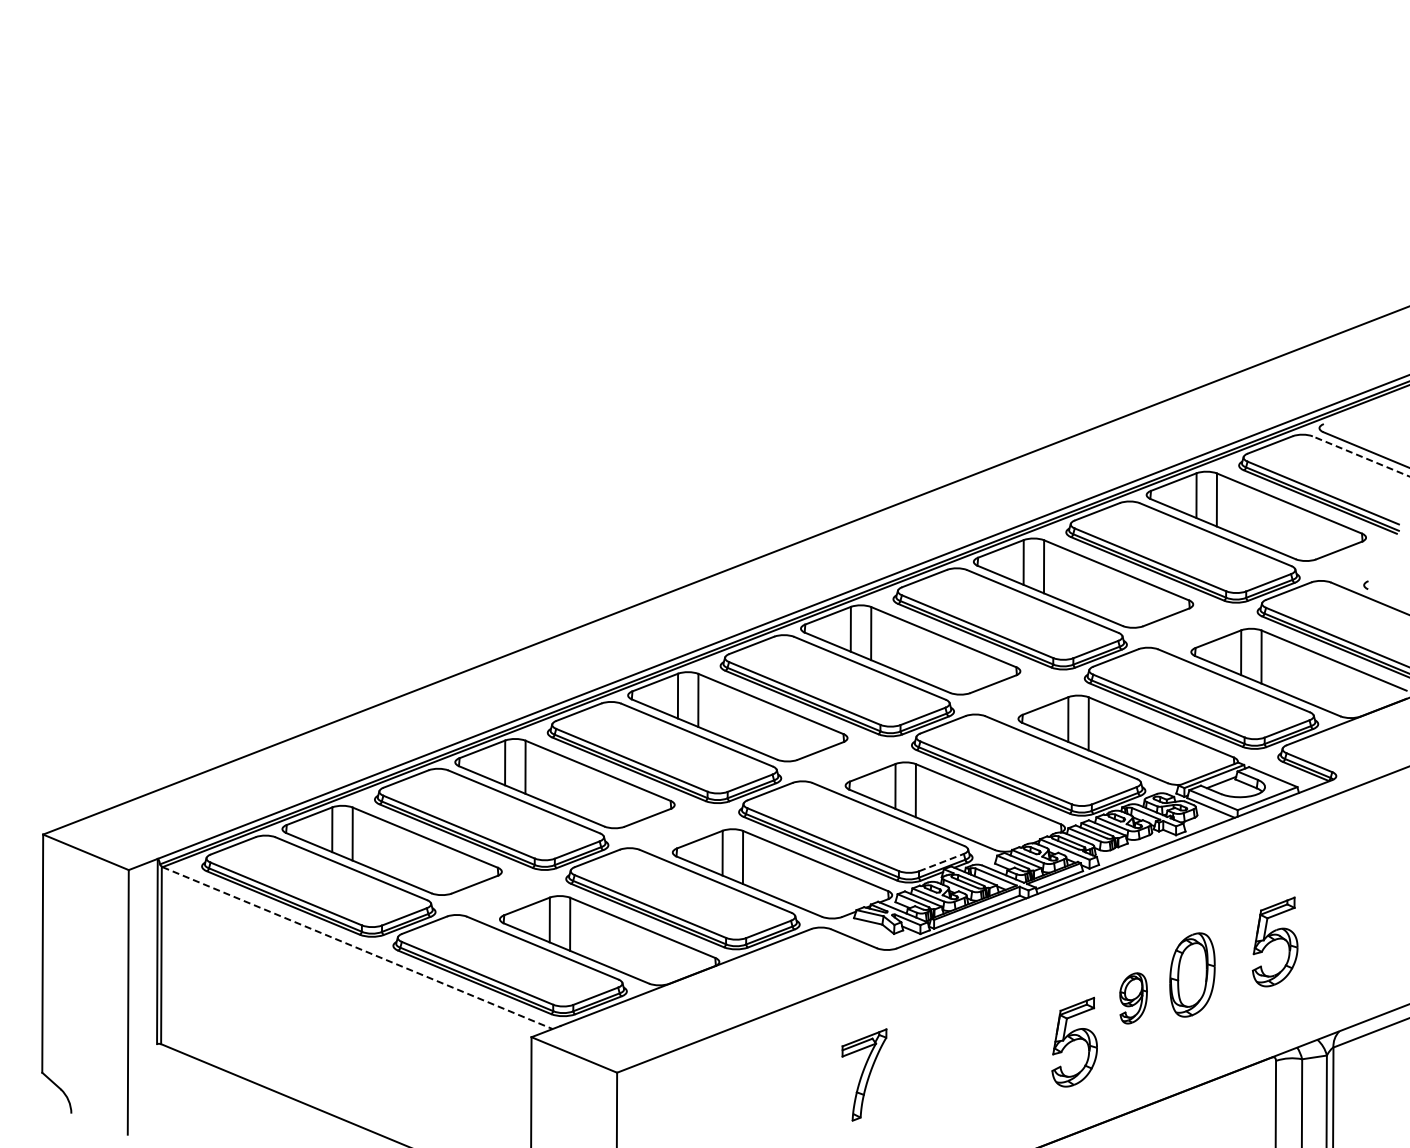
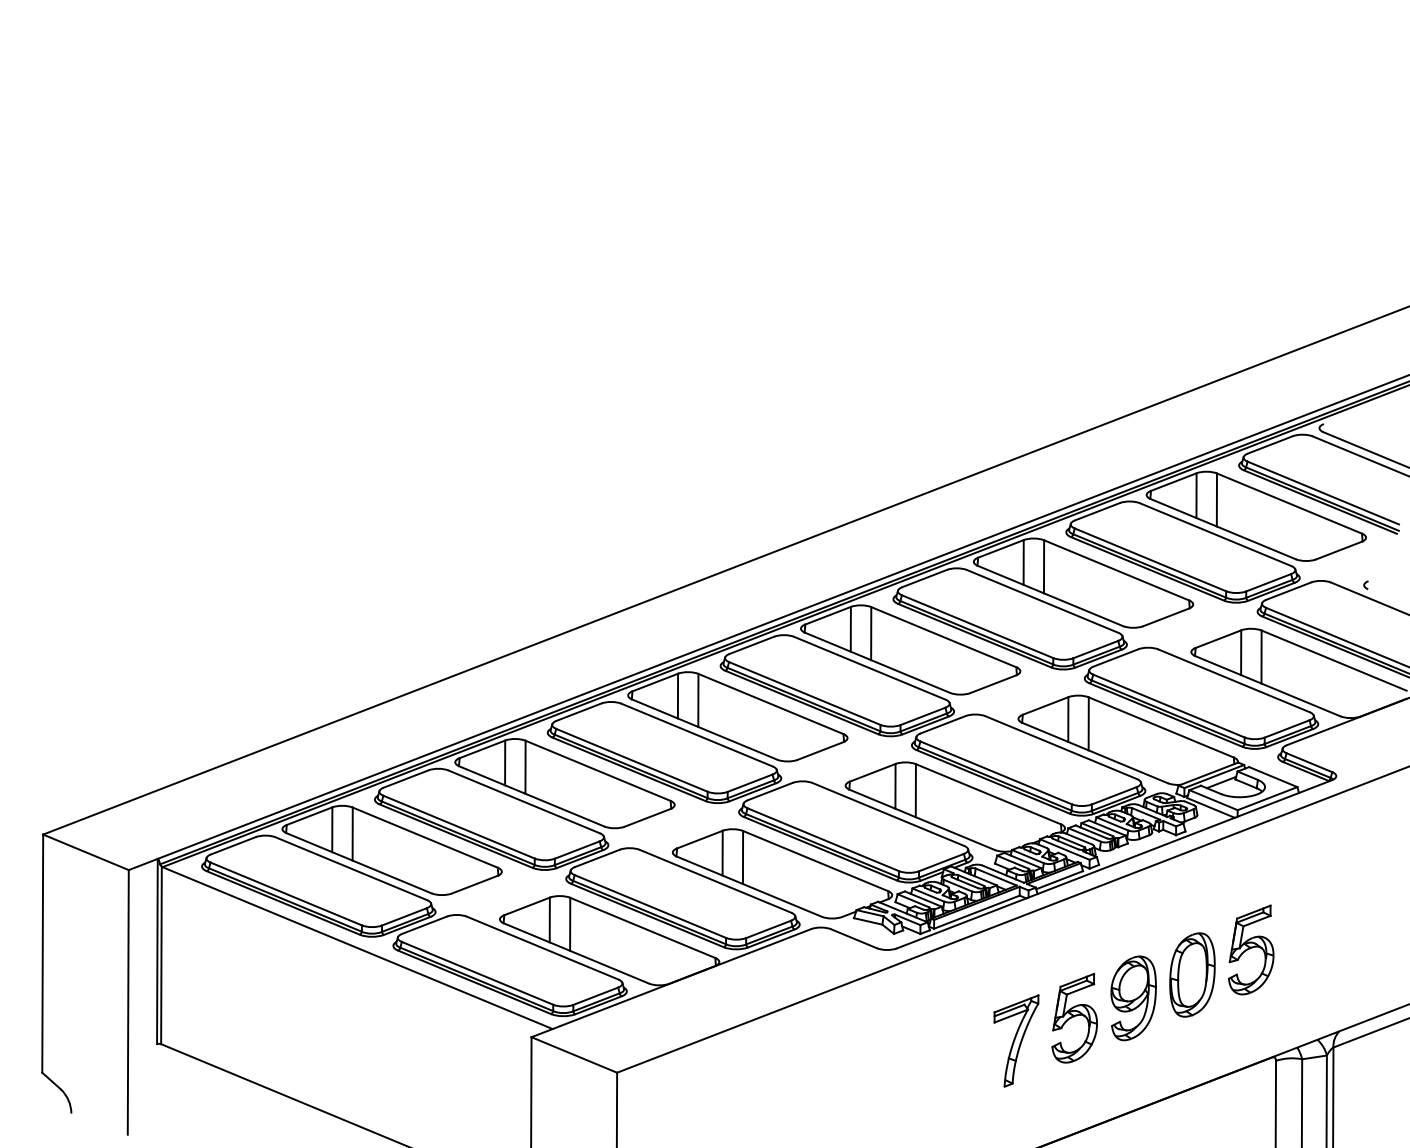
line: dashed -> solid (1360, 456)
line: dashed -> solid (941, 862)
part position: (1274, 941) -> (1250, 949) (1250, 949)
line: dashed -> solid (358, 948)
part size: 29x53 px -> 47x87 px (1133, 998)
part position: (1074, 1041) -> (1074, 1017) (1074, 1017)
part position: (864, 1074) -> (1016, 1040) (1016, 1040)
